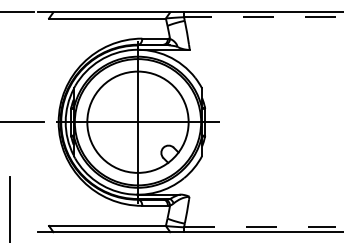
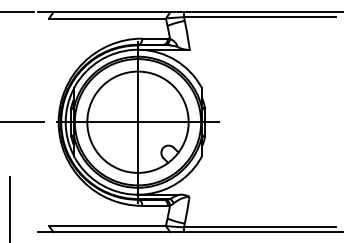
line: dashed -> solid (259, 17)
line: dashed -> solid (259, 227)
